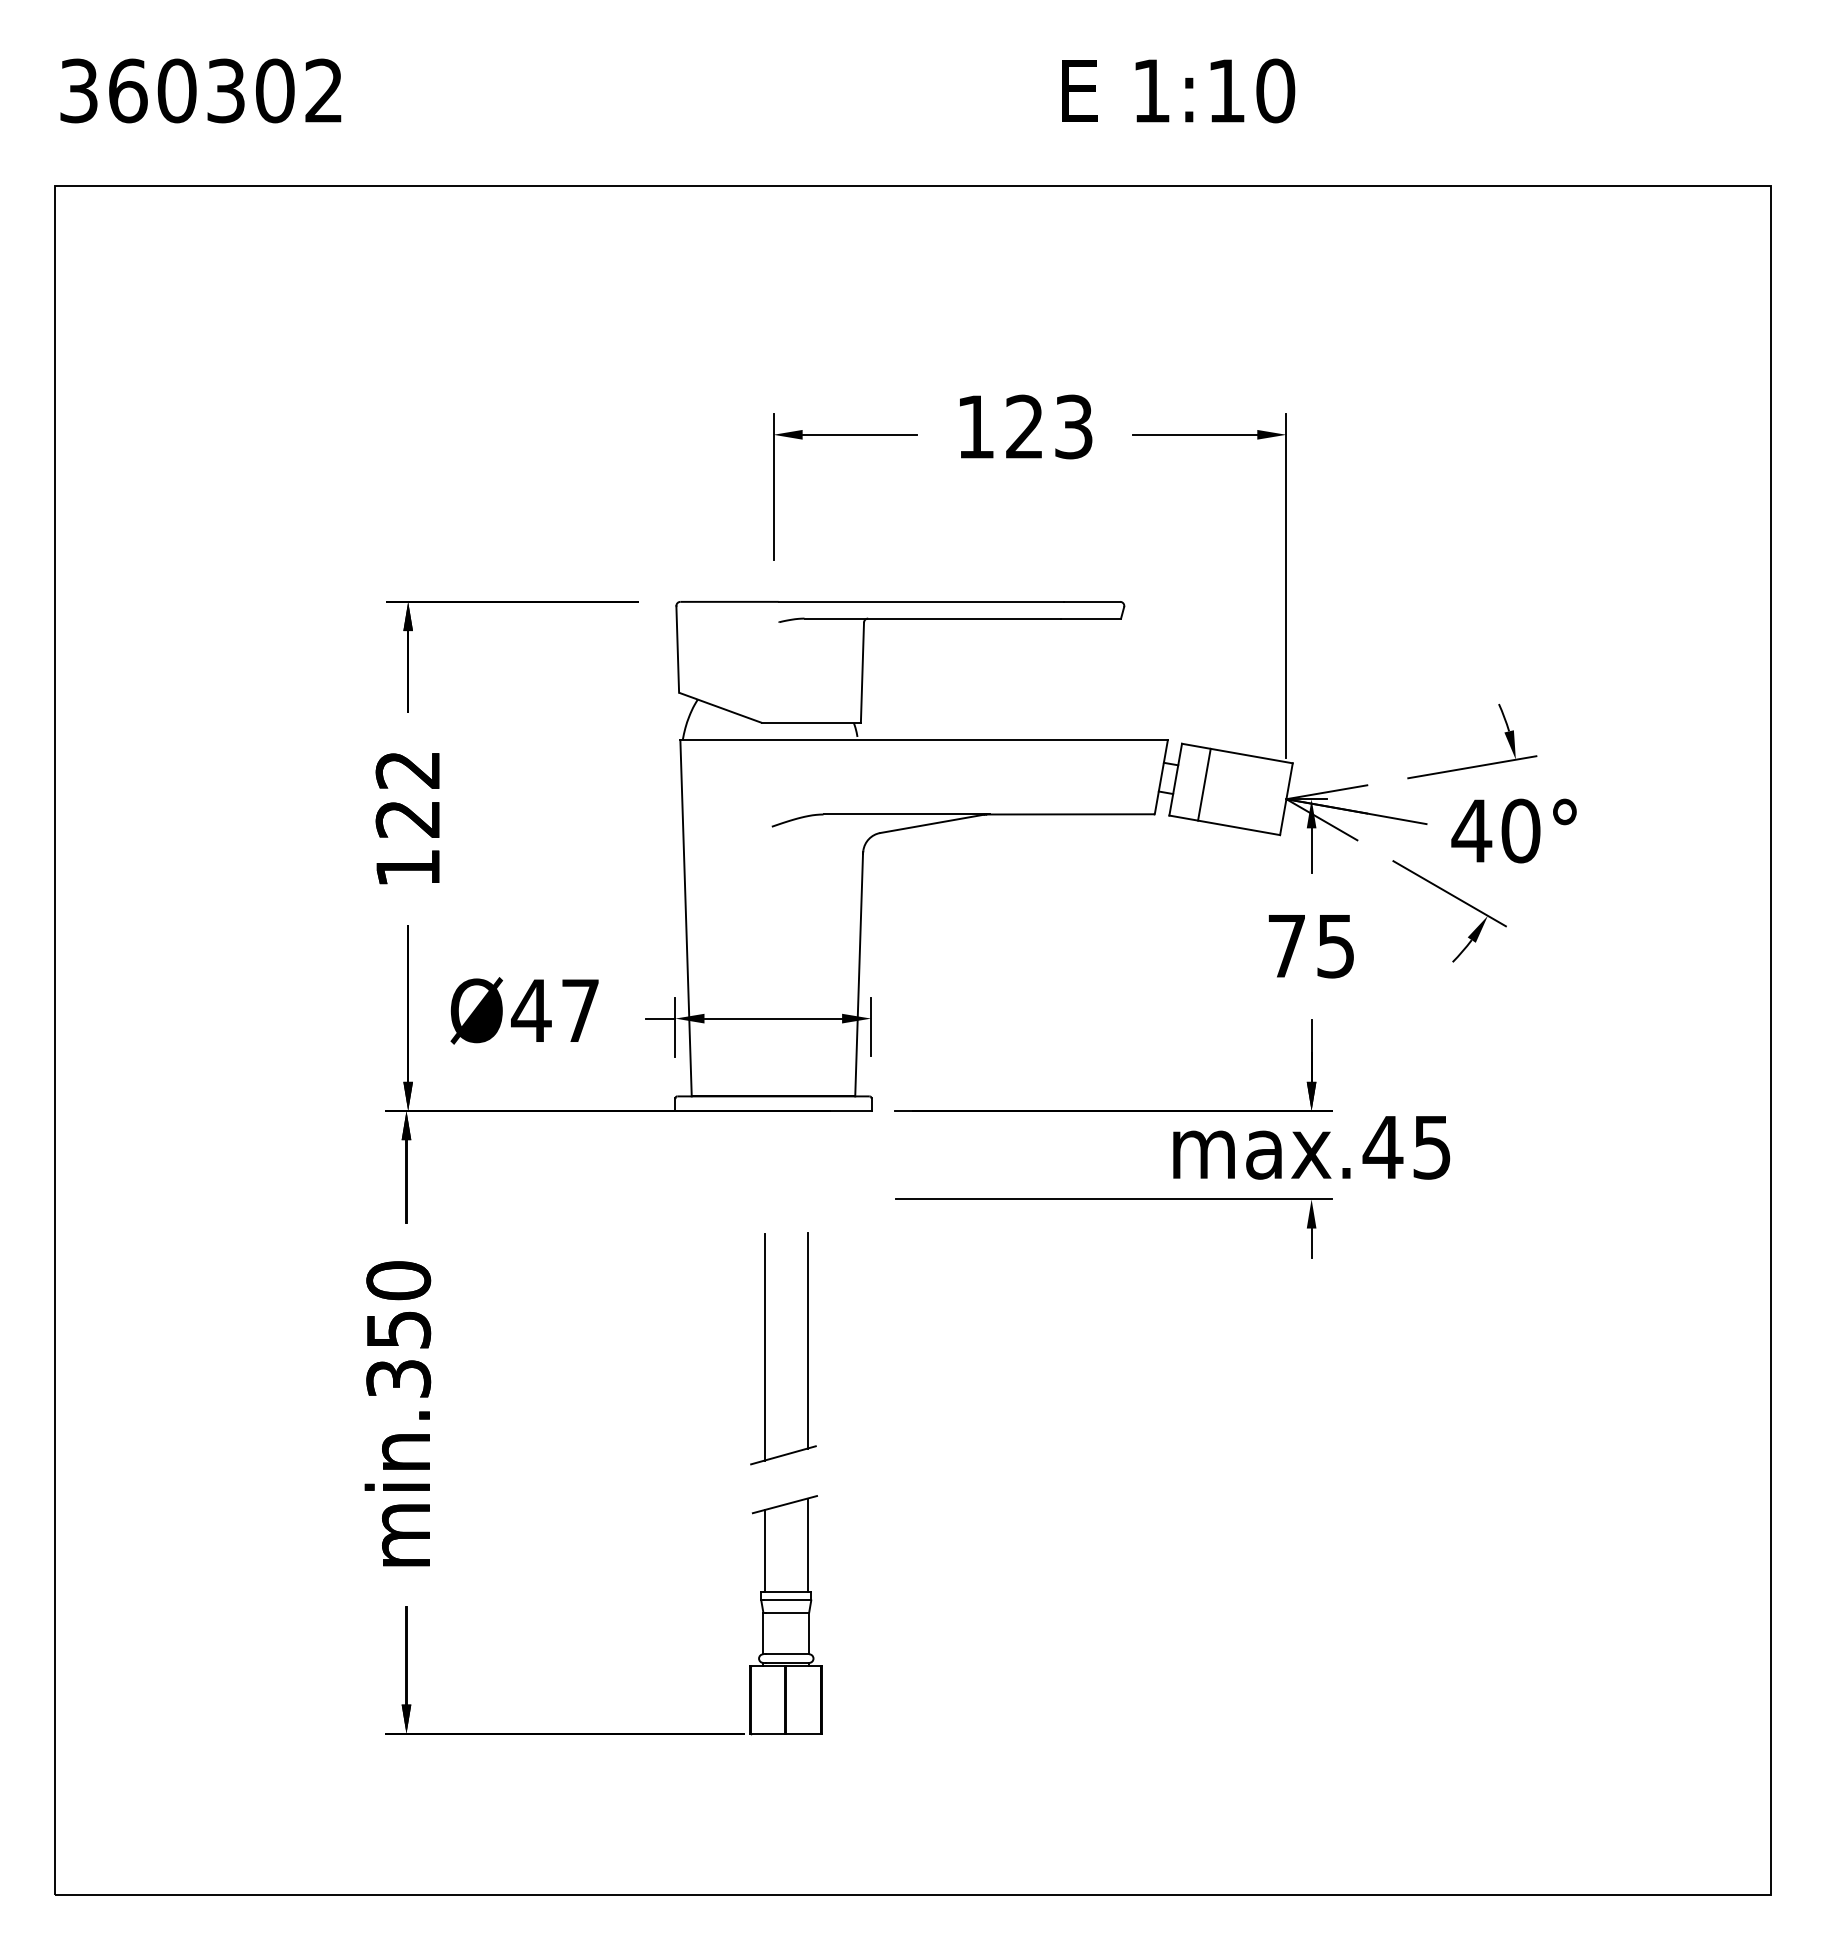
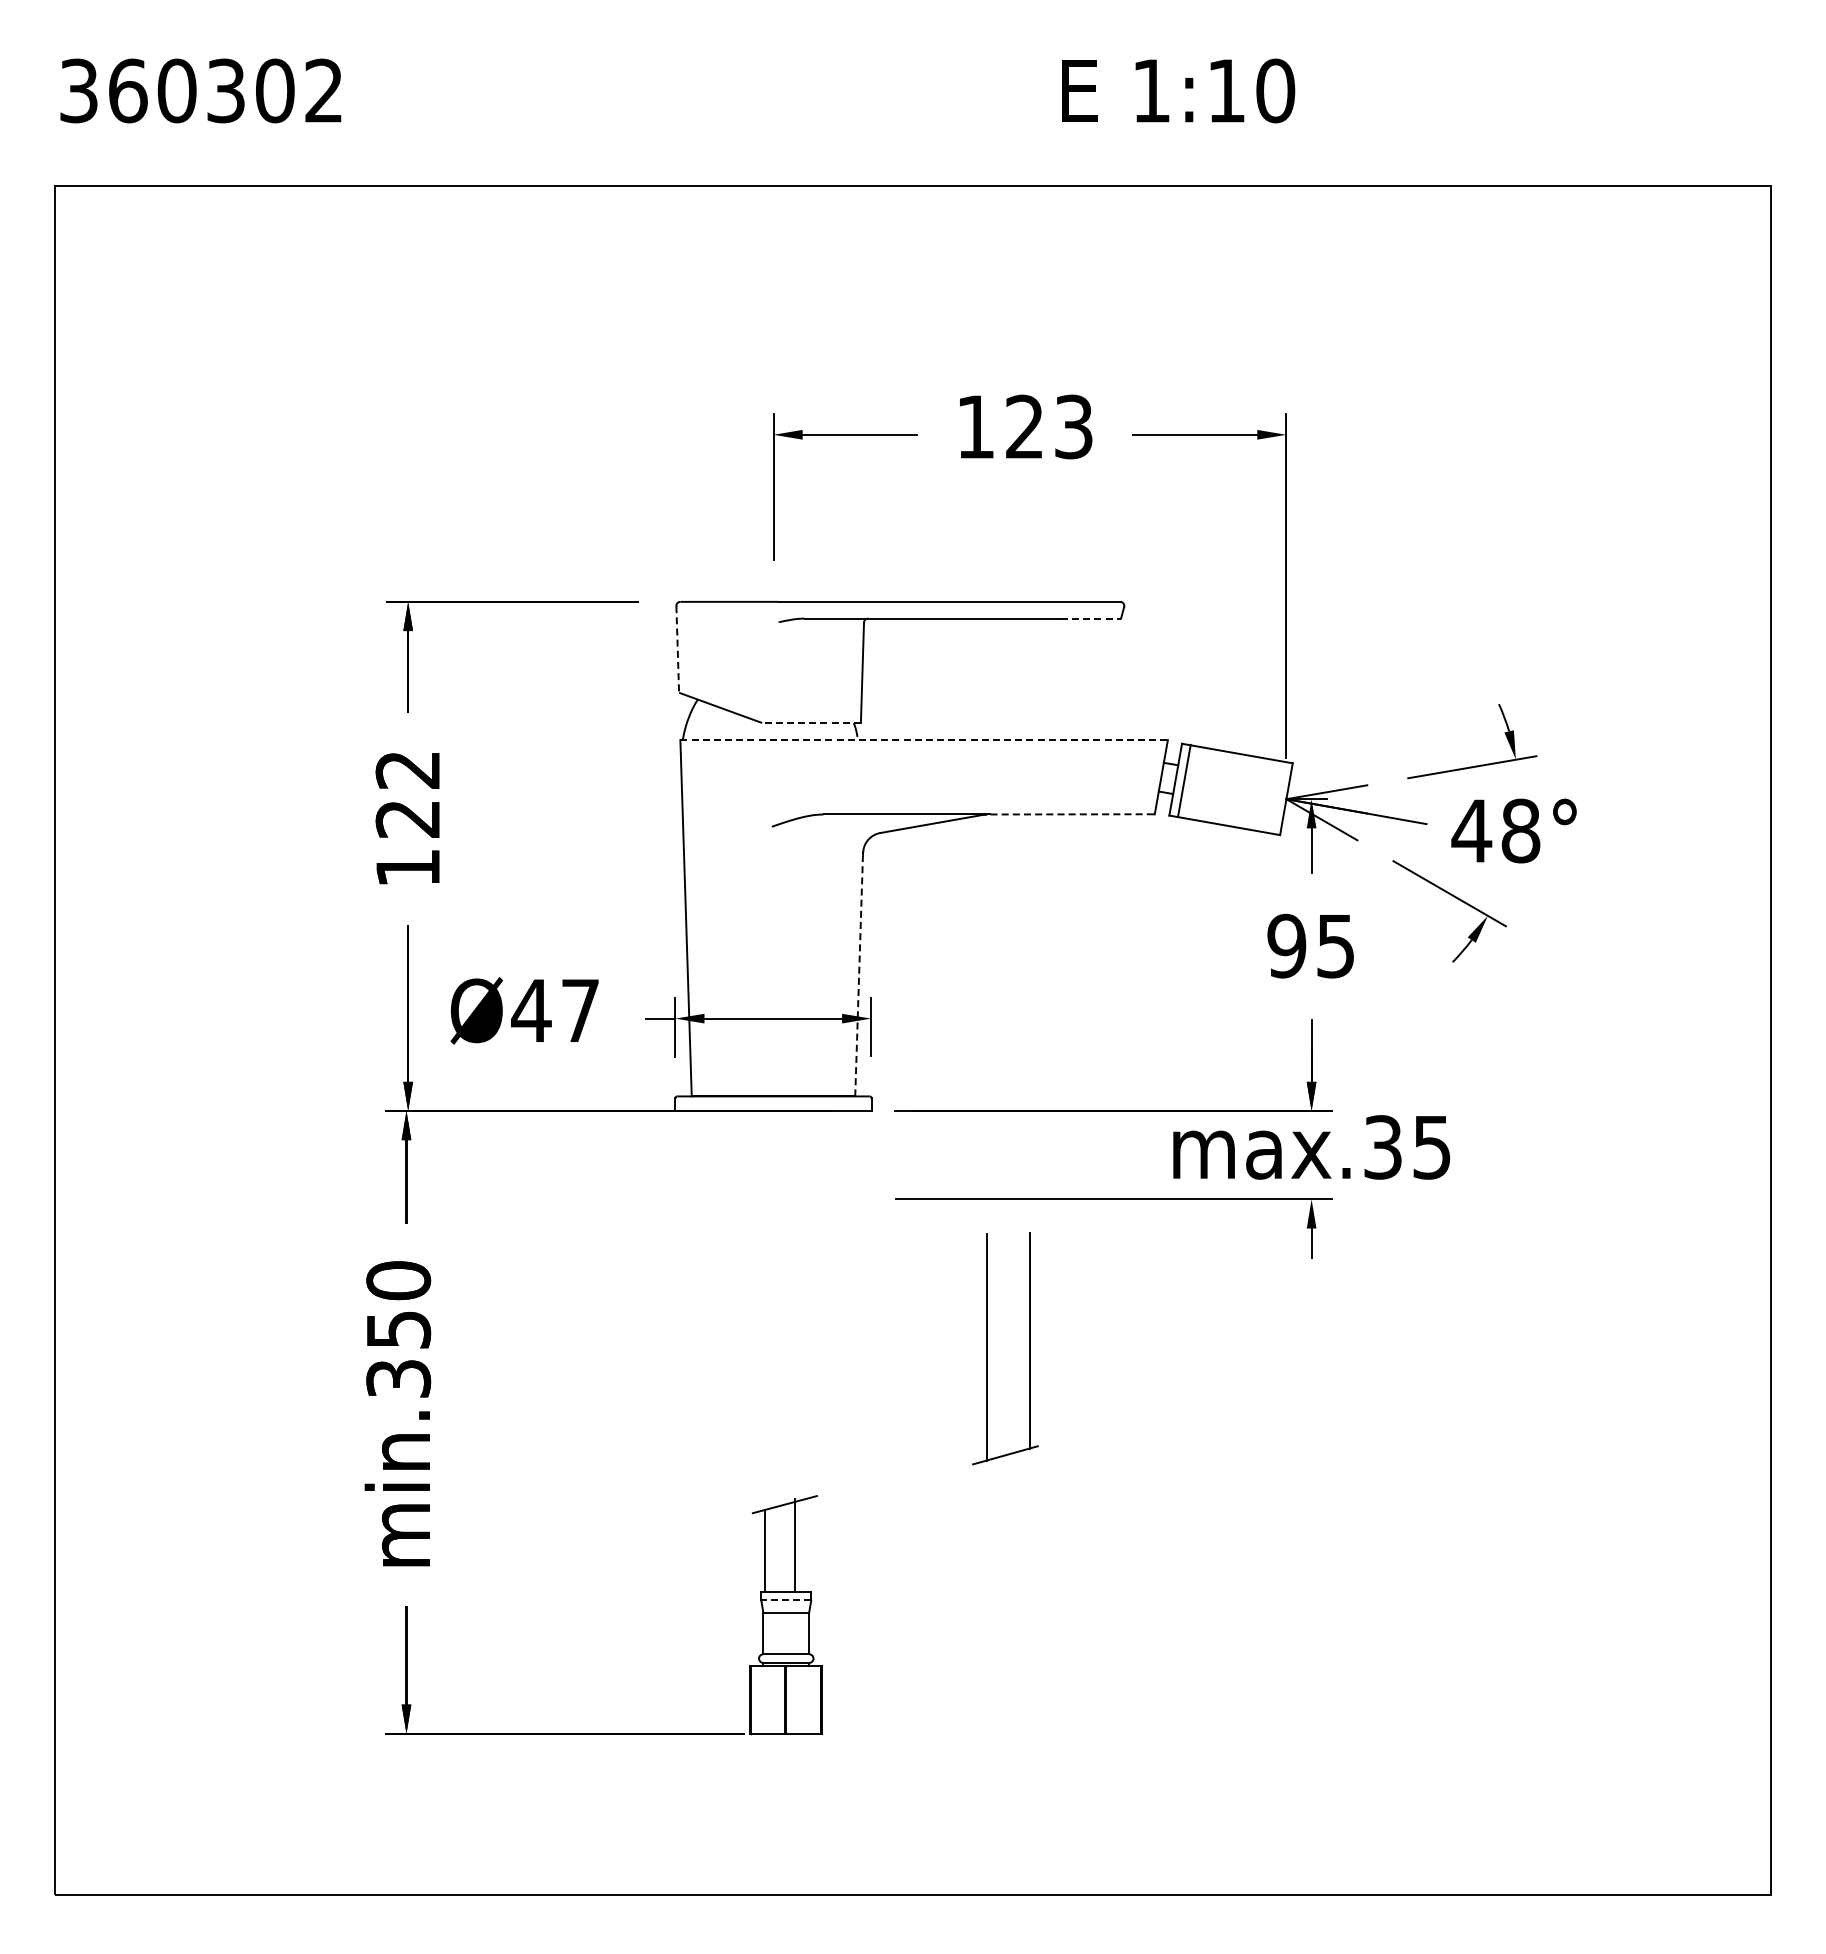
line: solid -> dashed (1091, 618)
line: solid -> dashed (677, 649)
line: solid -> dashed (811, 722)
line: solid -> dashed (924, 740)
line position: (1204, 784) -> (1184, 780) (1184, 780)
line: solid -> dashed (1069, 814)
text: 40° -> 48° (1520, 831)
text: 75 -> 95 (1286, 945)
line: solid -> dashed (859, 975)
text: max.45 -> max.35 (1382, 1147)
part position: (765, 1348) -> (987, 1348) (987, 1348)
line position: (807, 1545) -> (794, 1545) (794, 1545)
line: solid -> dashed (787, 1600)
